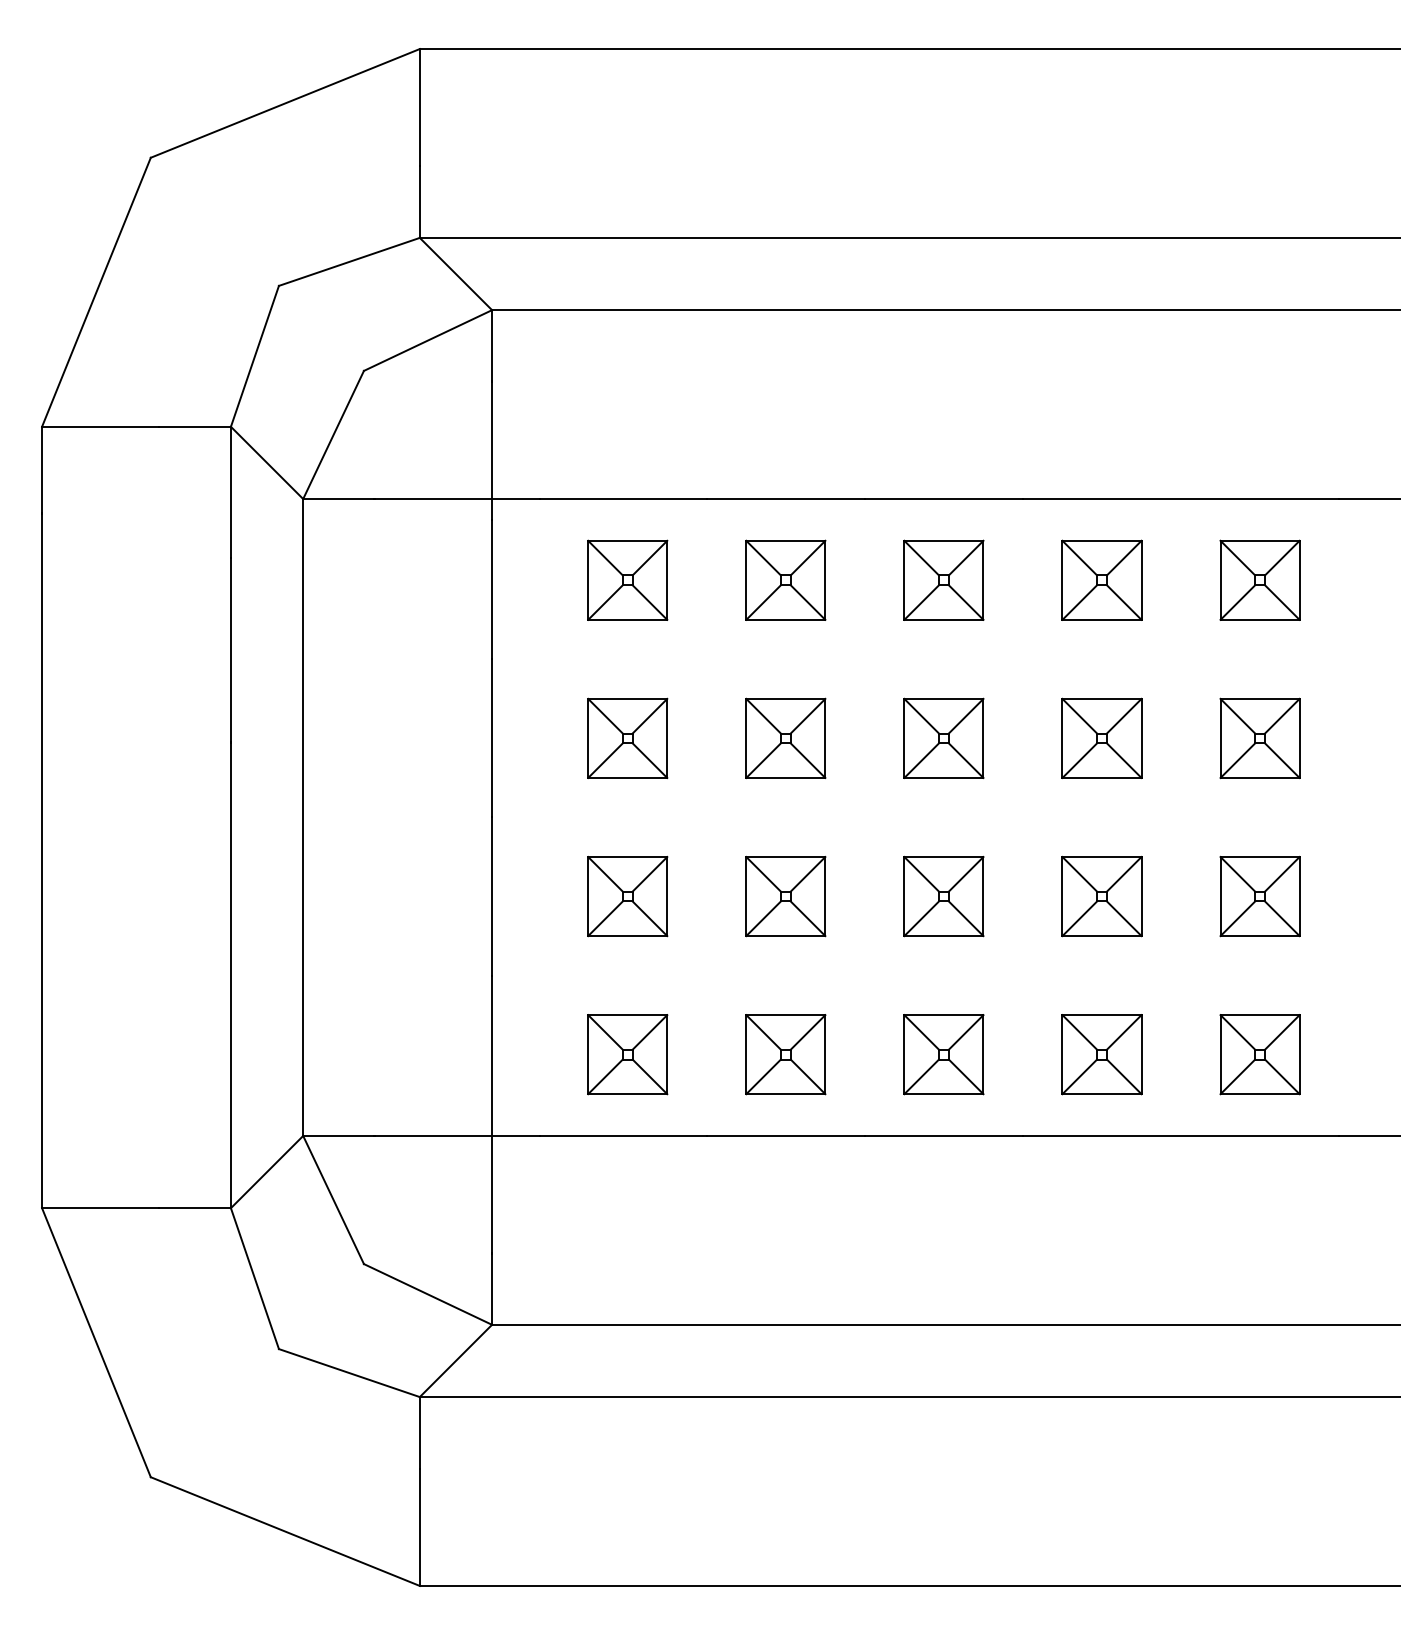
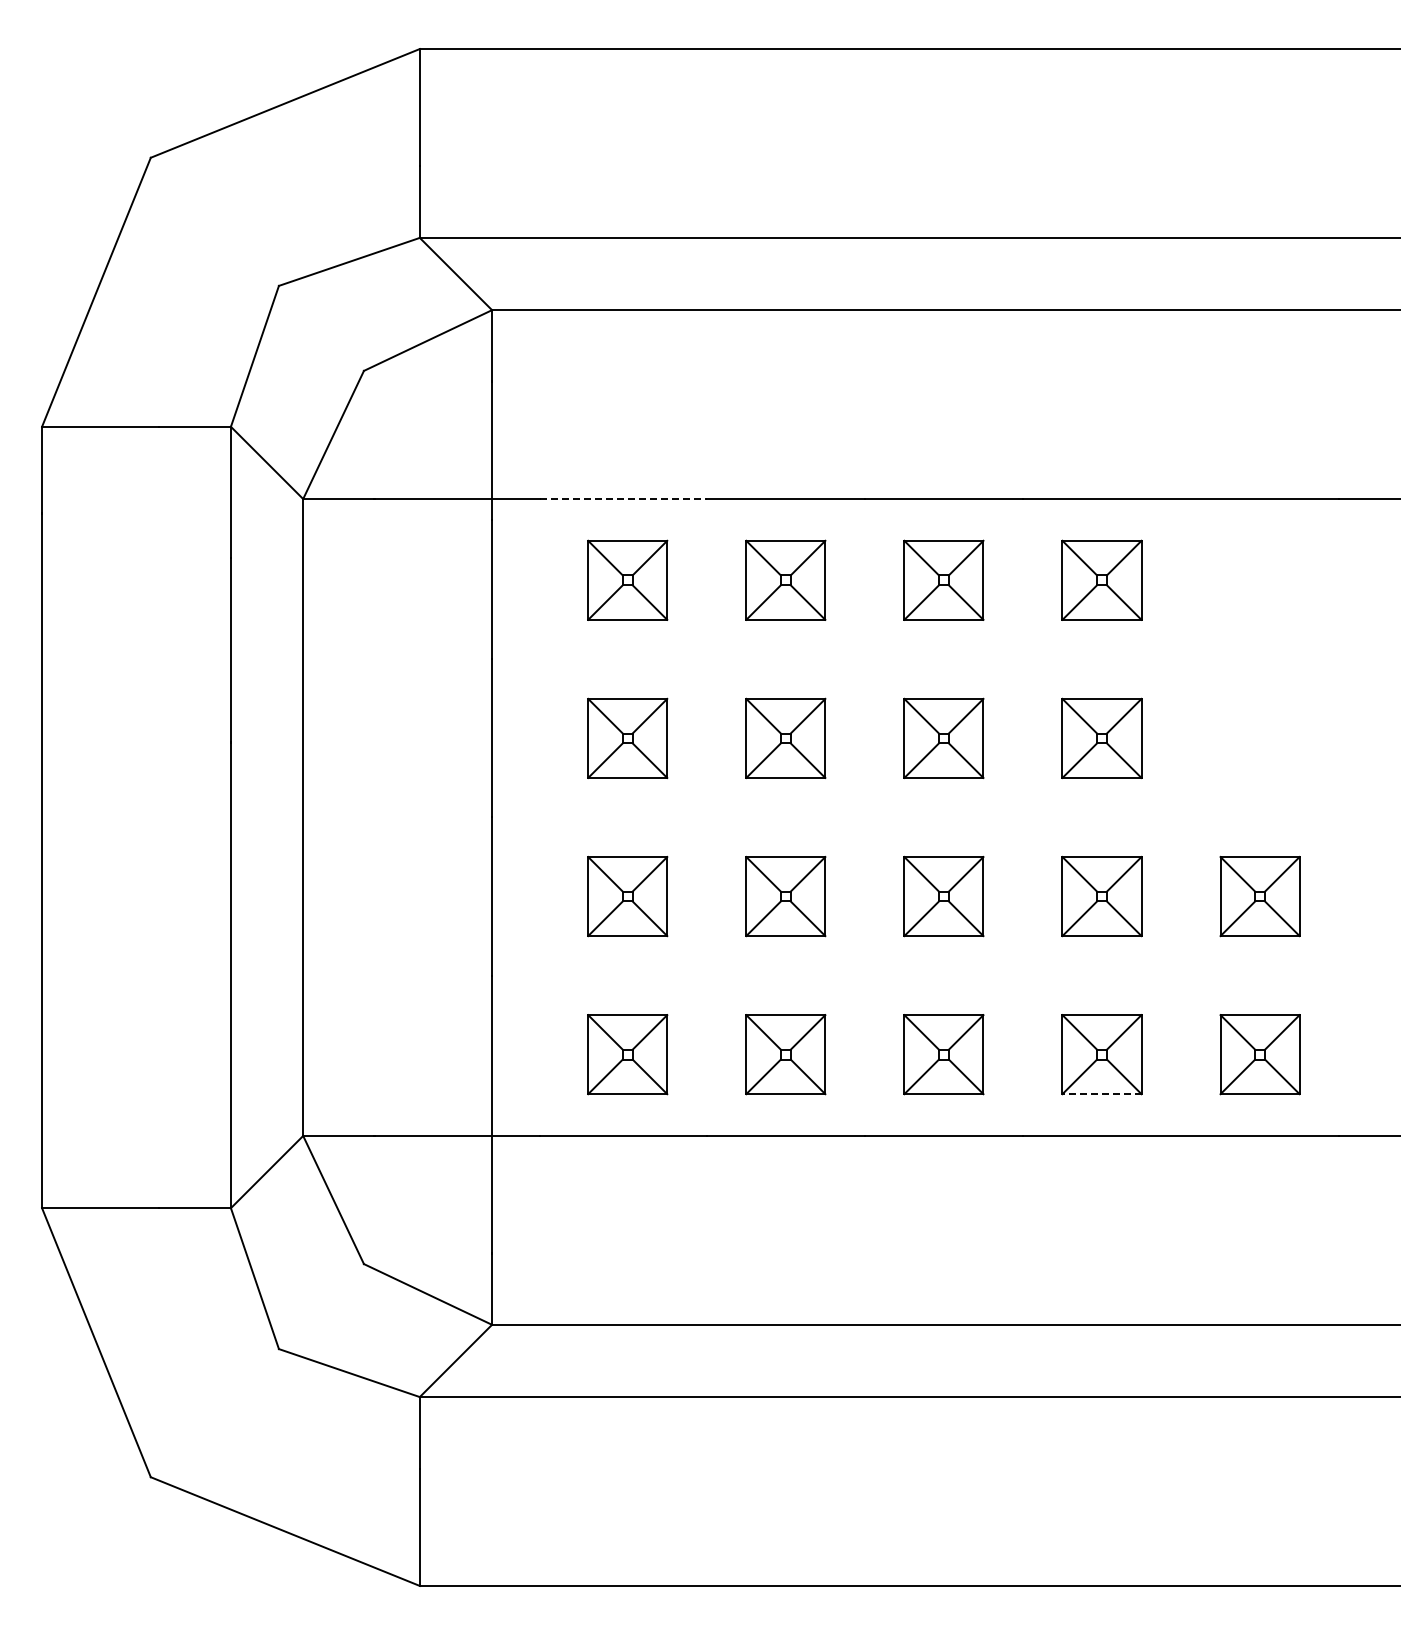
line: solid -> dashed (623, 499)
part: present -> none (1259, 579)
part: present -> none (1259, 737)
line: solid -> dashed (1102, 1094)
